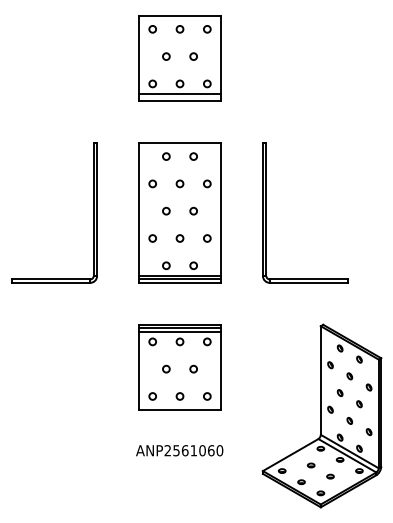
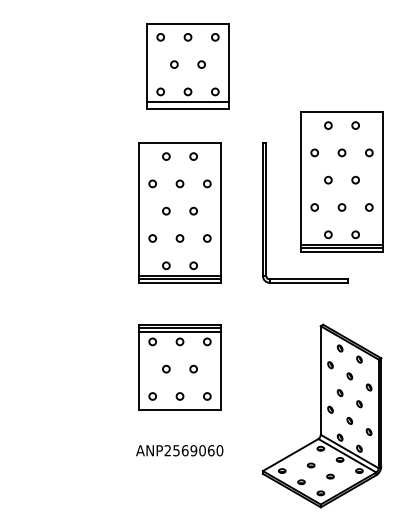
part position: (179, 58) -> (187, 66) (187, 66)
part: none -> present (341, 181)
part: present -> none (93, 212)
text: ANP2561060 -> ANP2569060 (193, 450)
